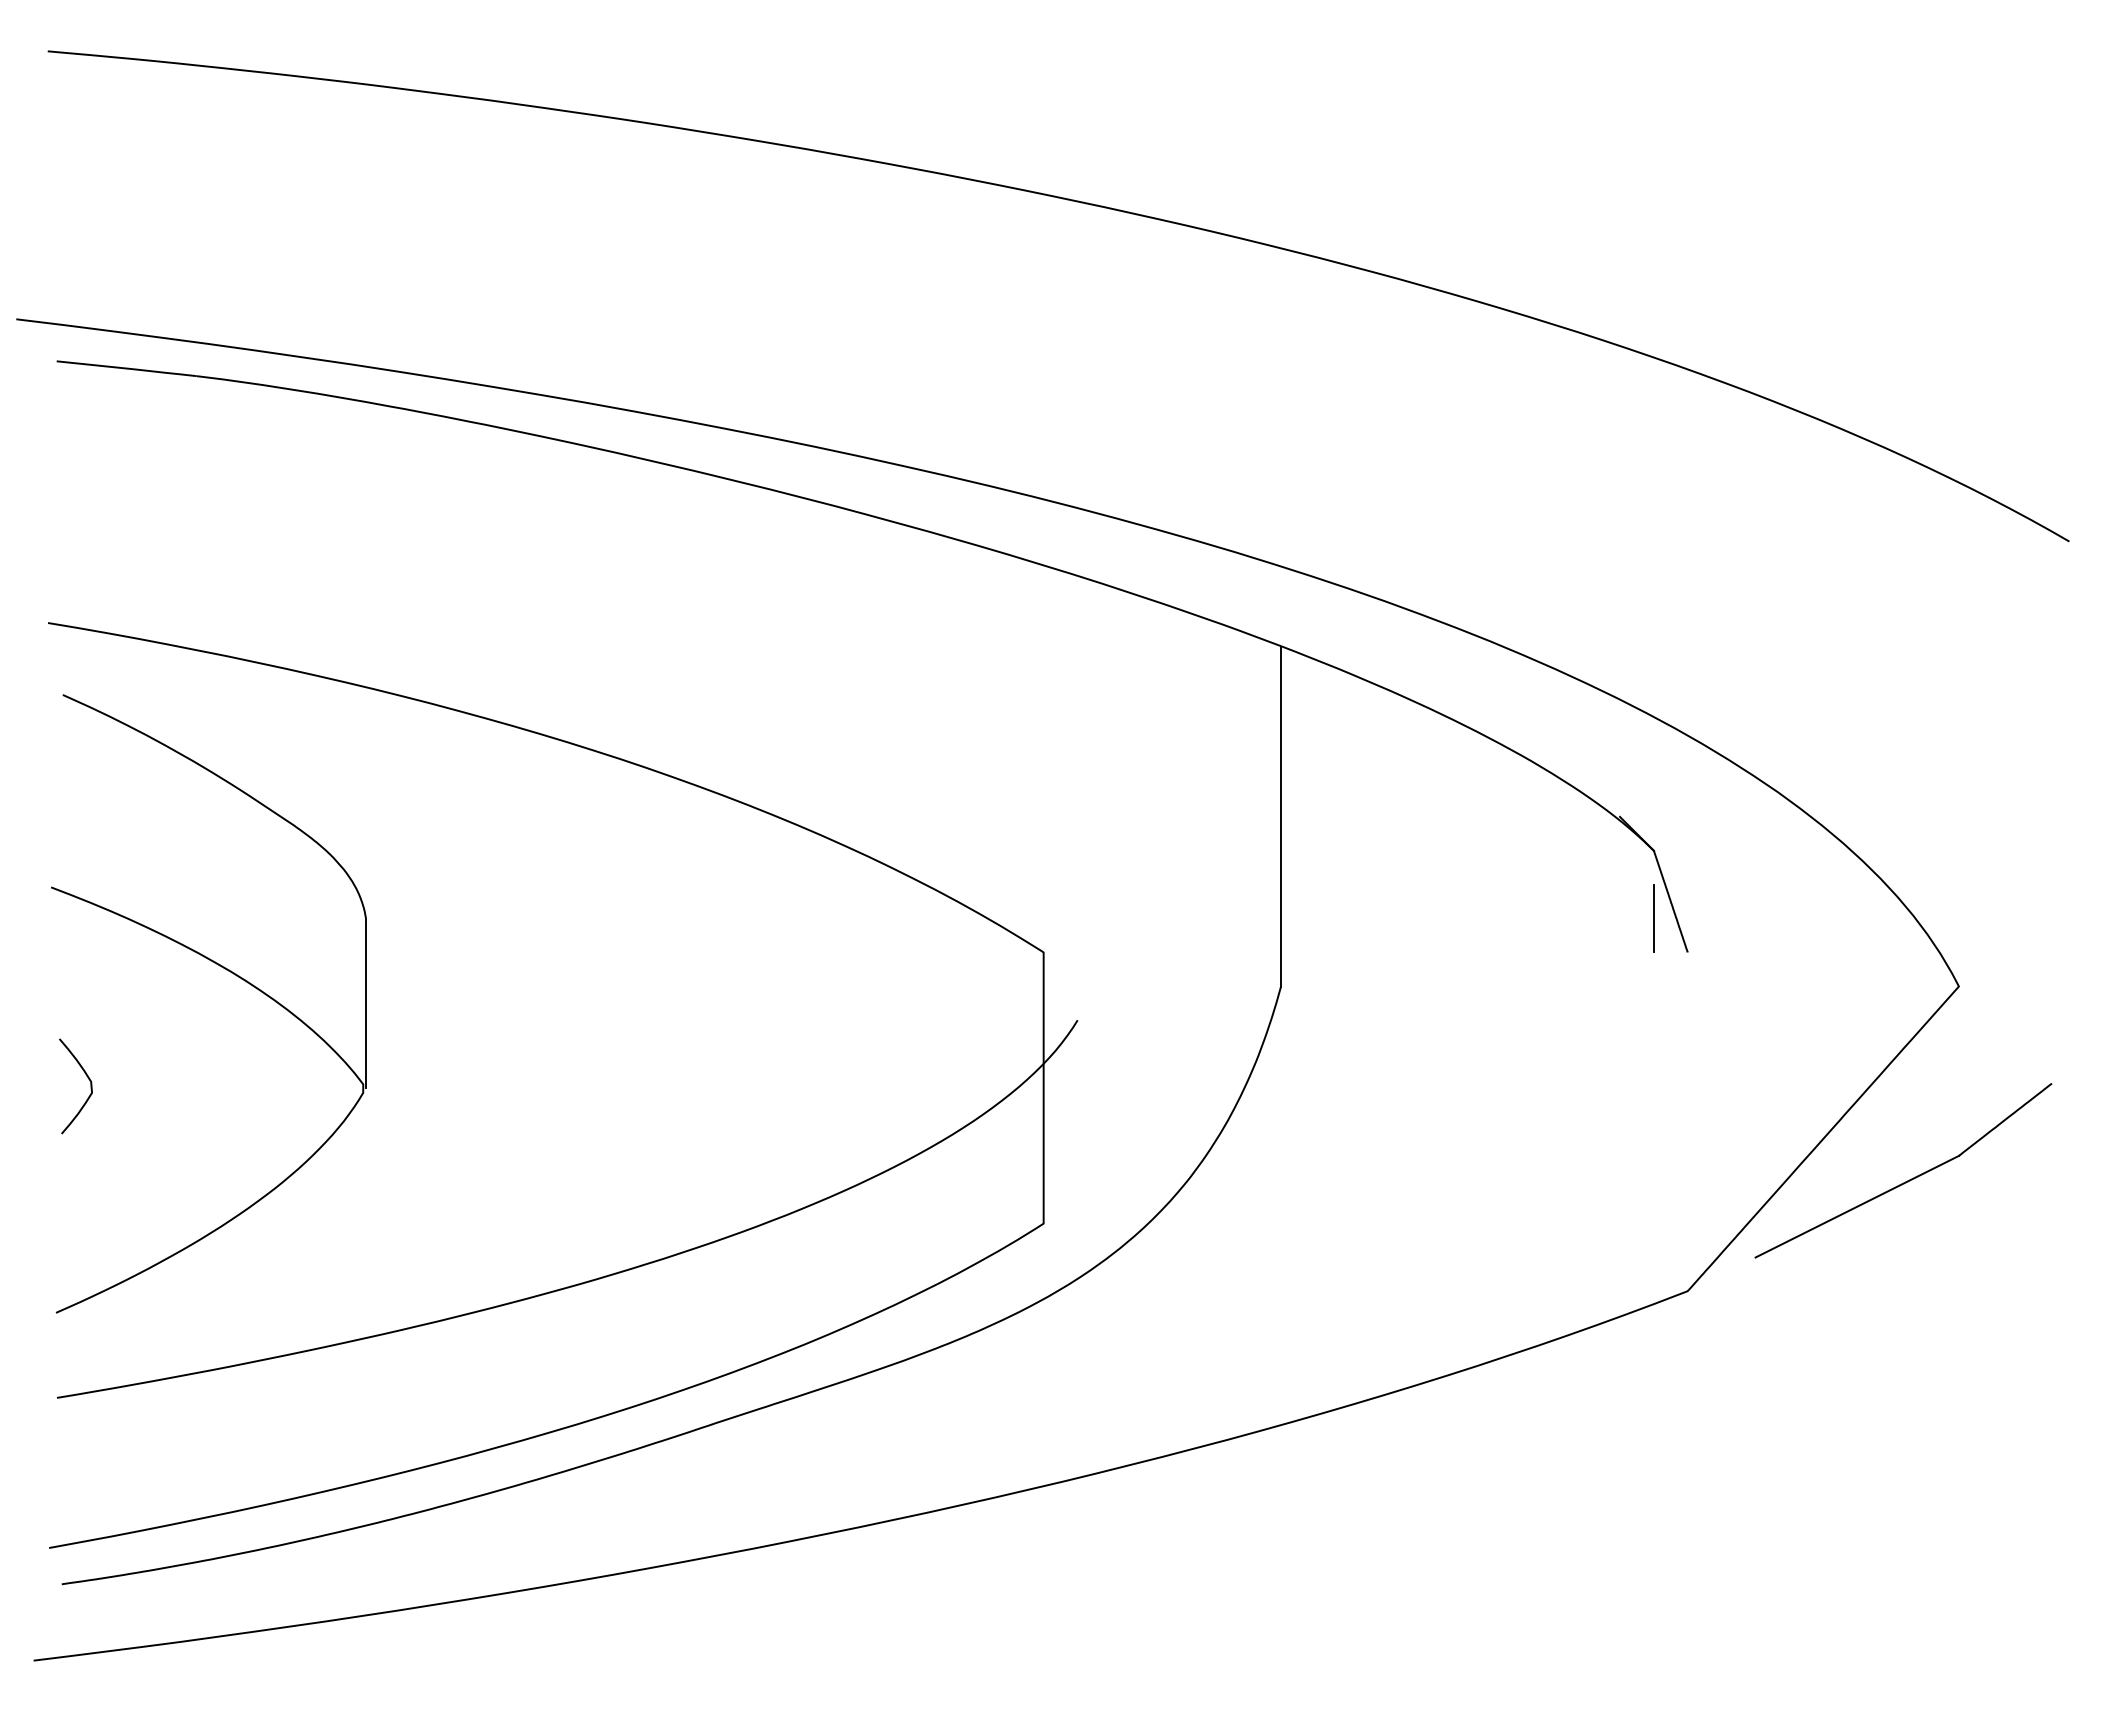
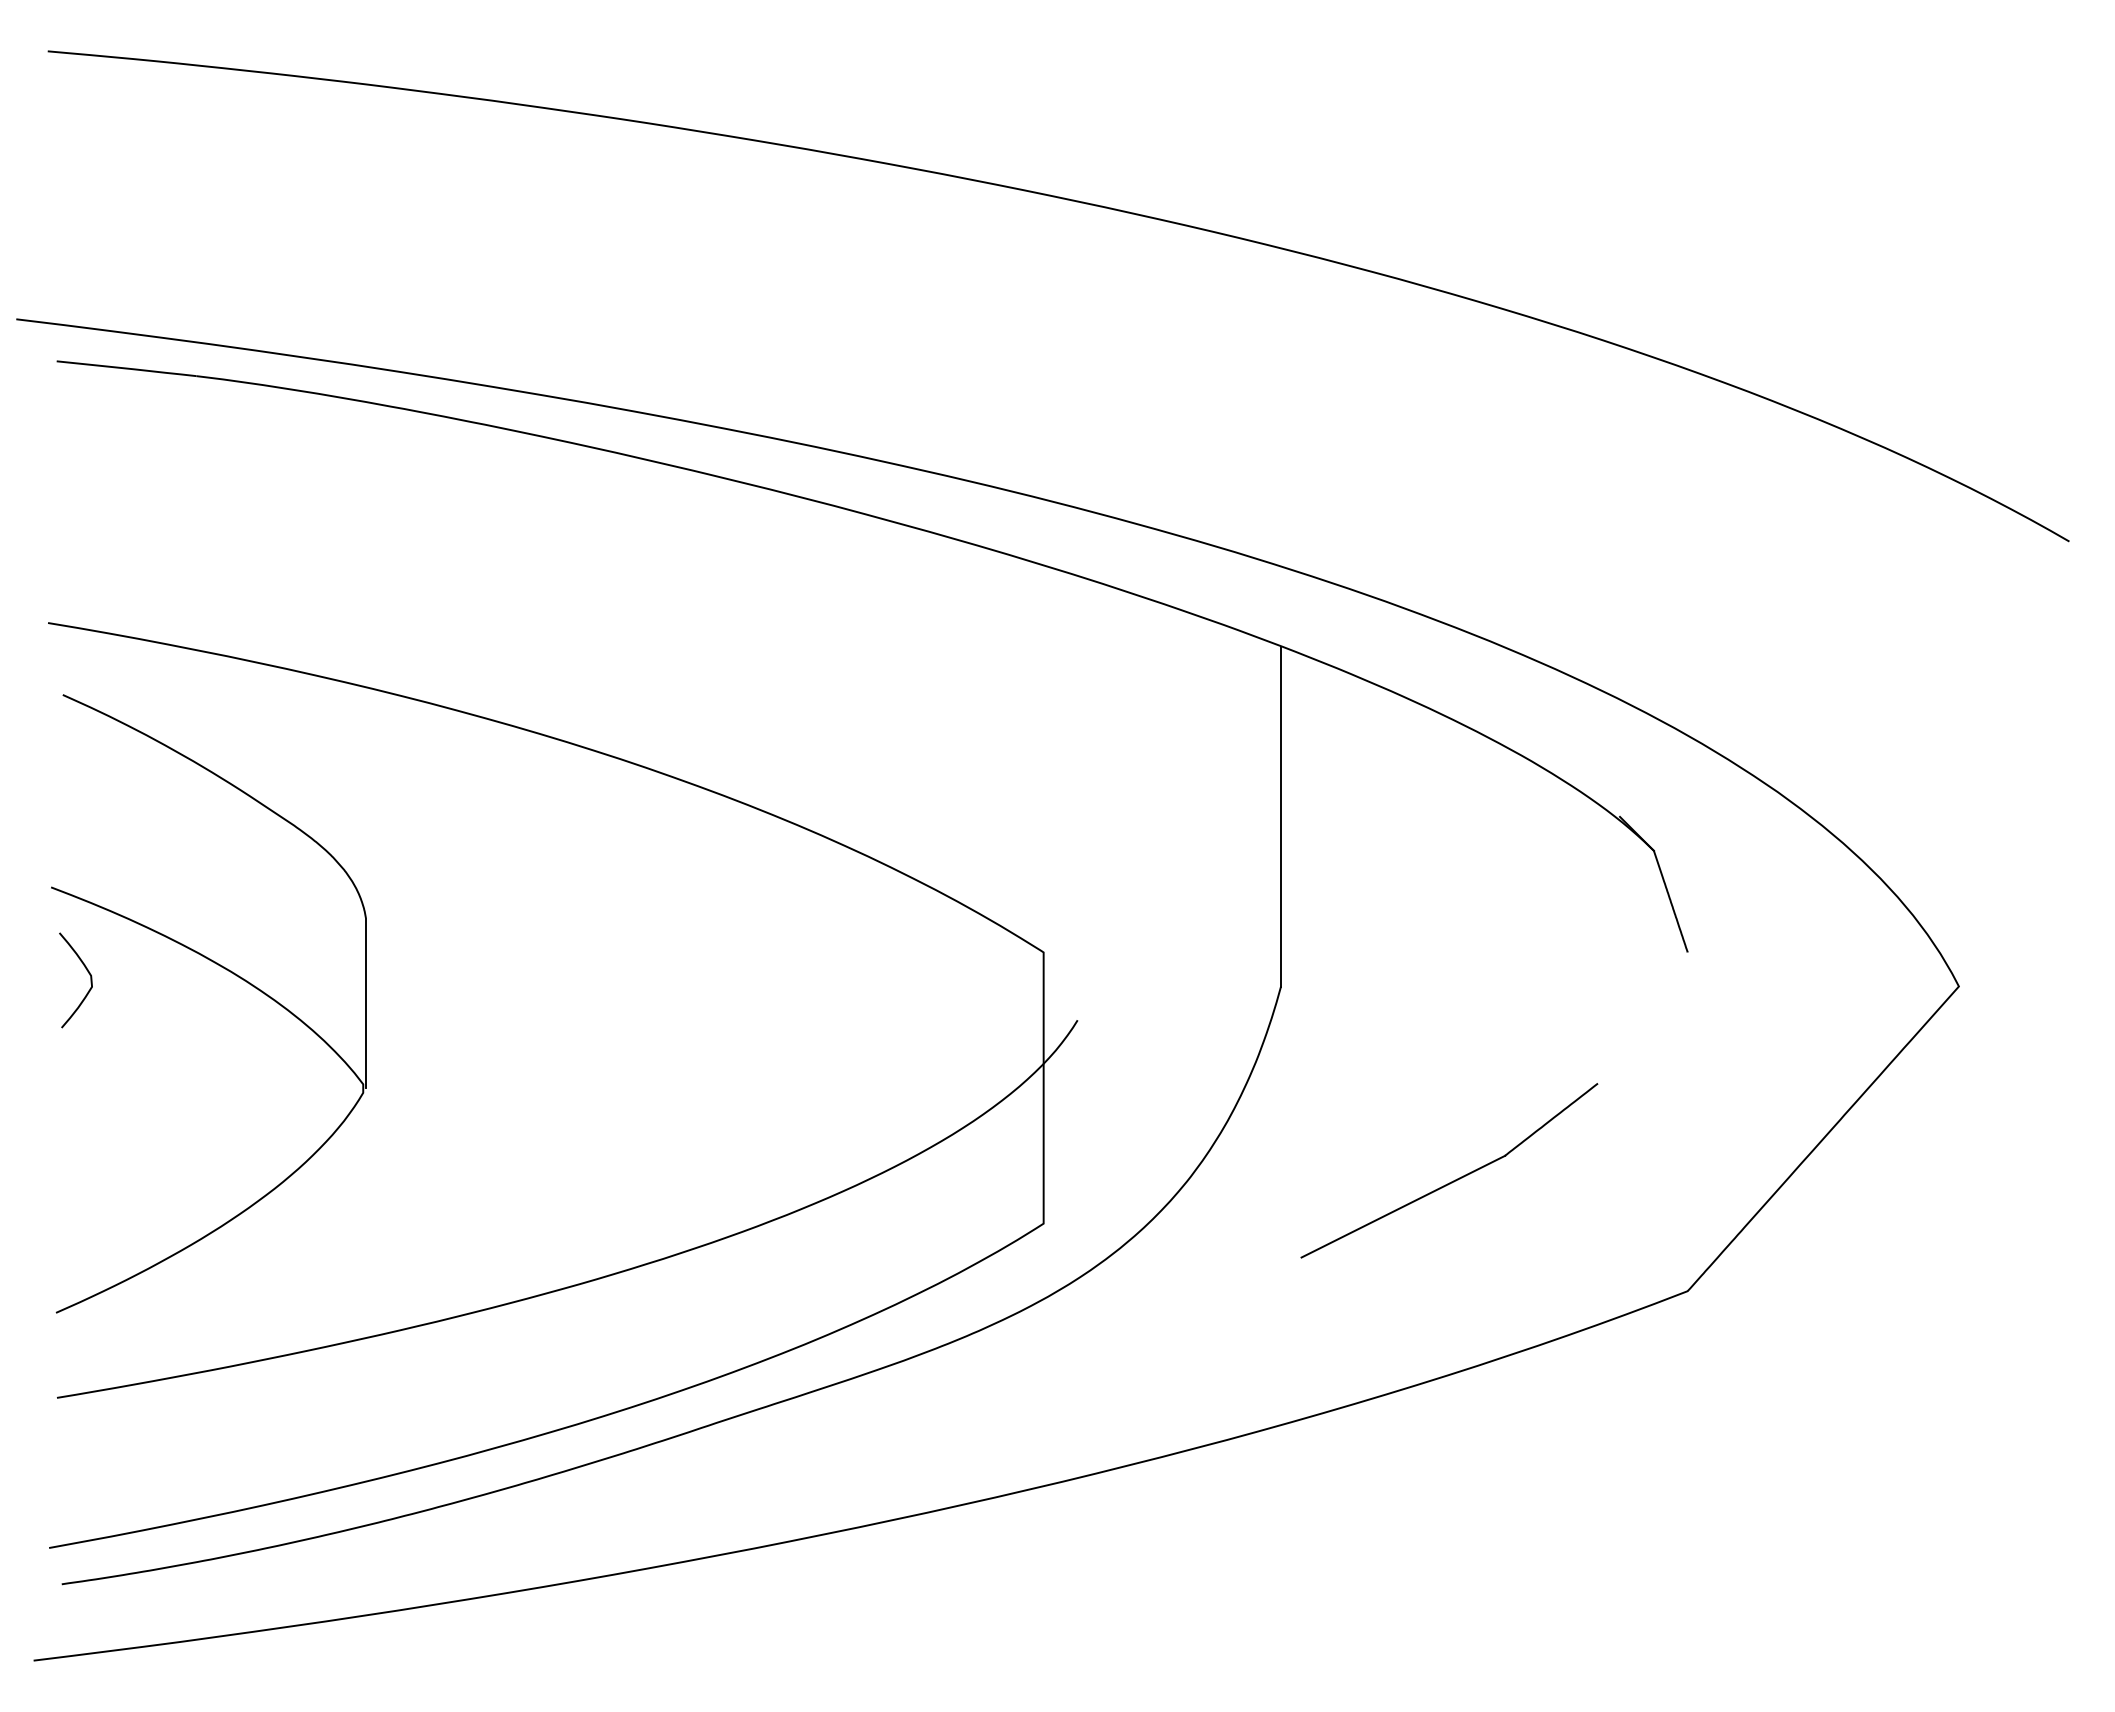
line: present -> none (1654, 918)
curve position: (88, 1079) -> (88, 973) (88, 973)
part position: (1907, 1180) -> (1453, 1180) (1453, 1180)
